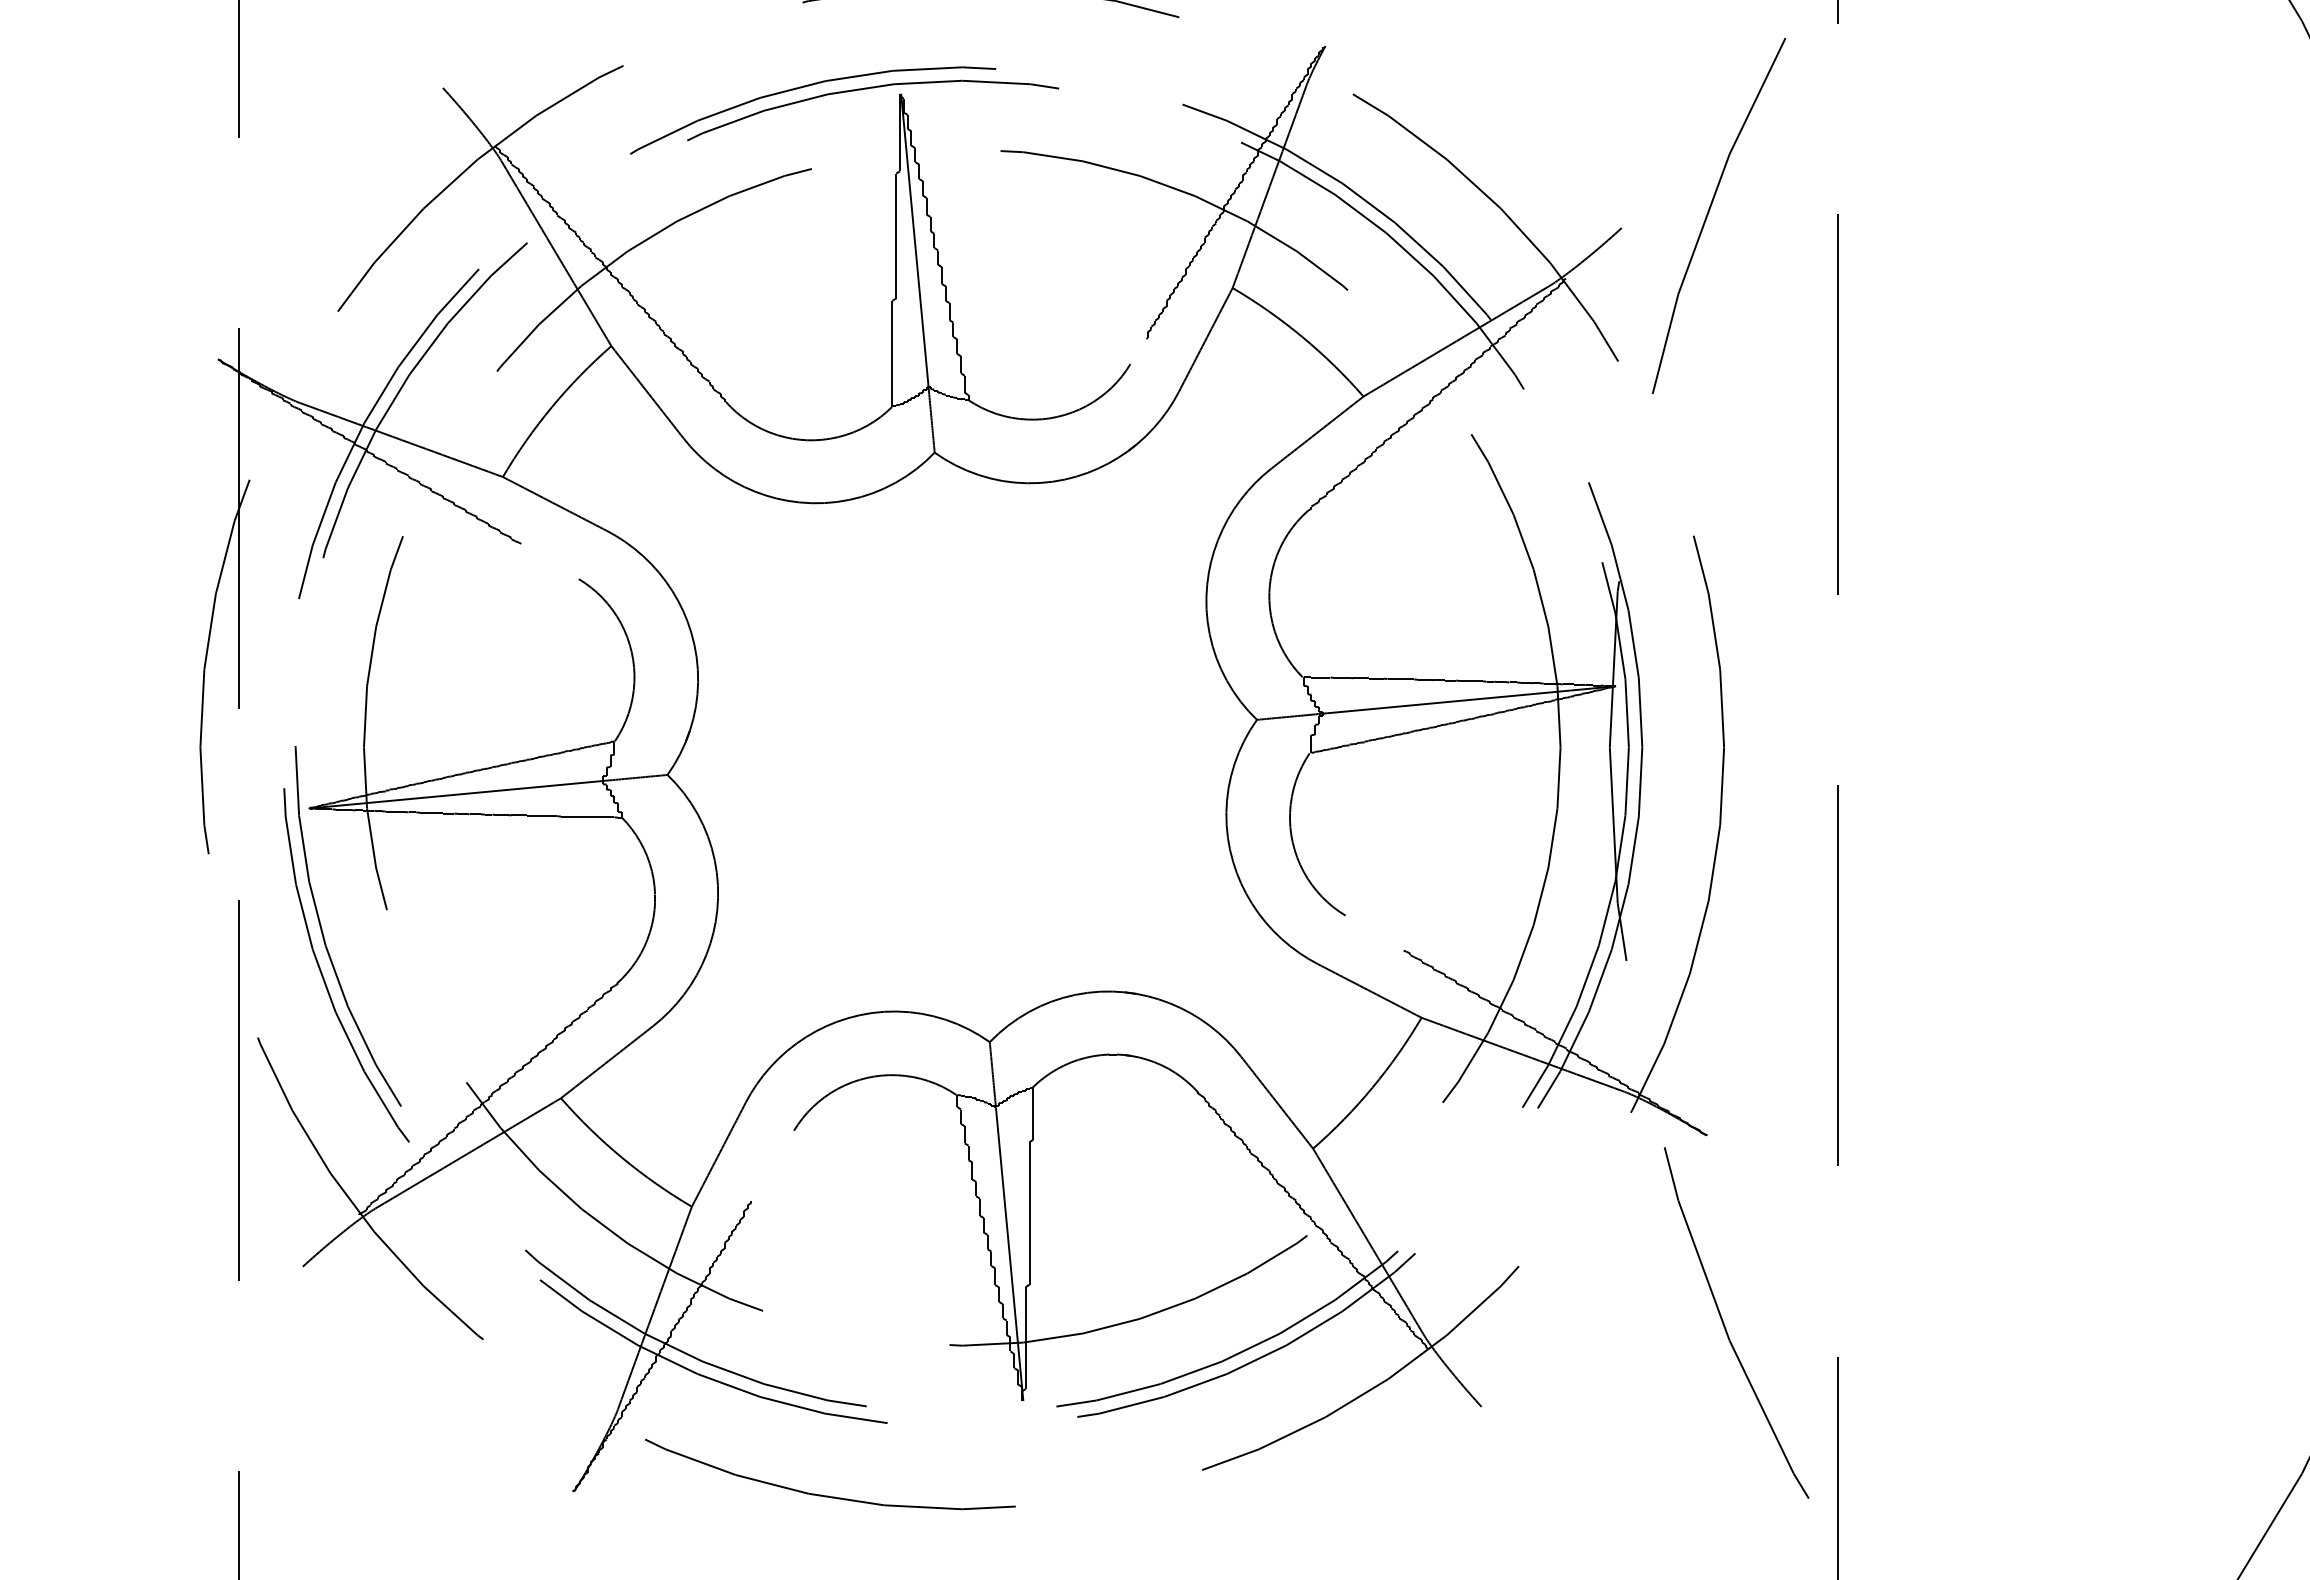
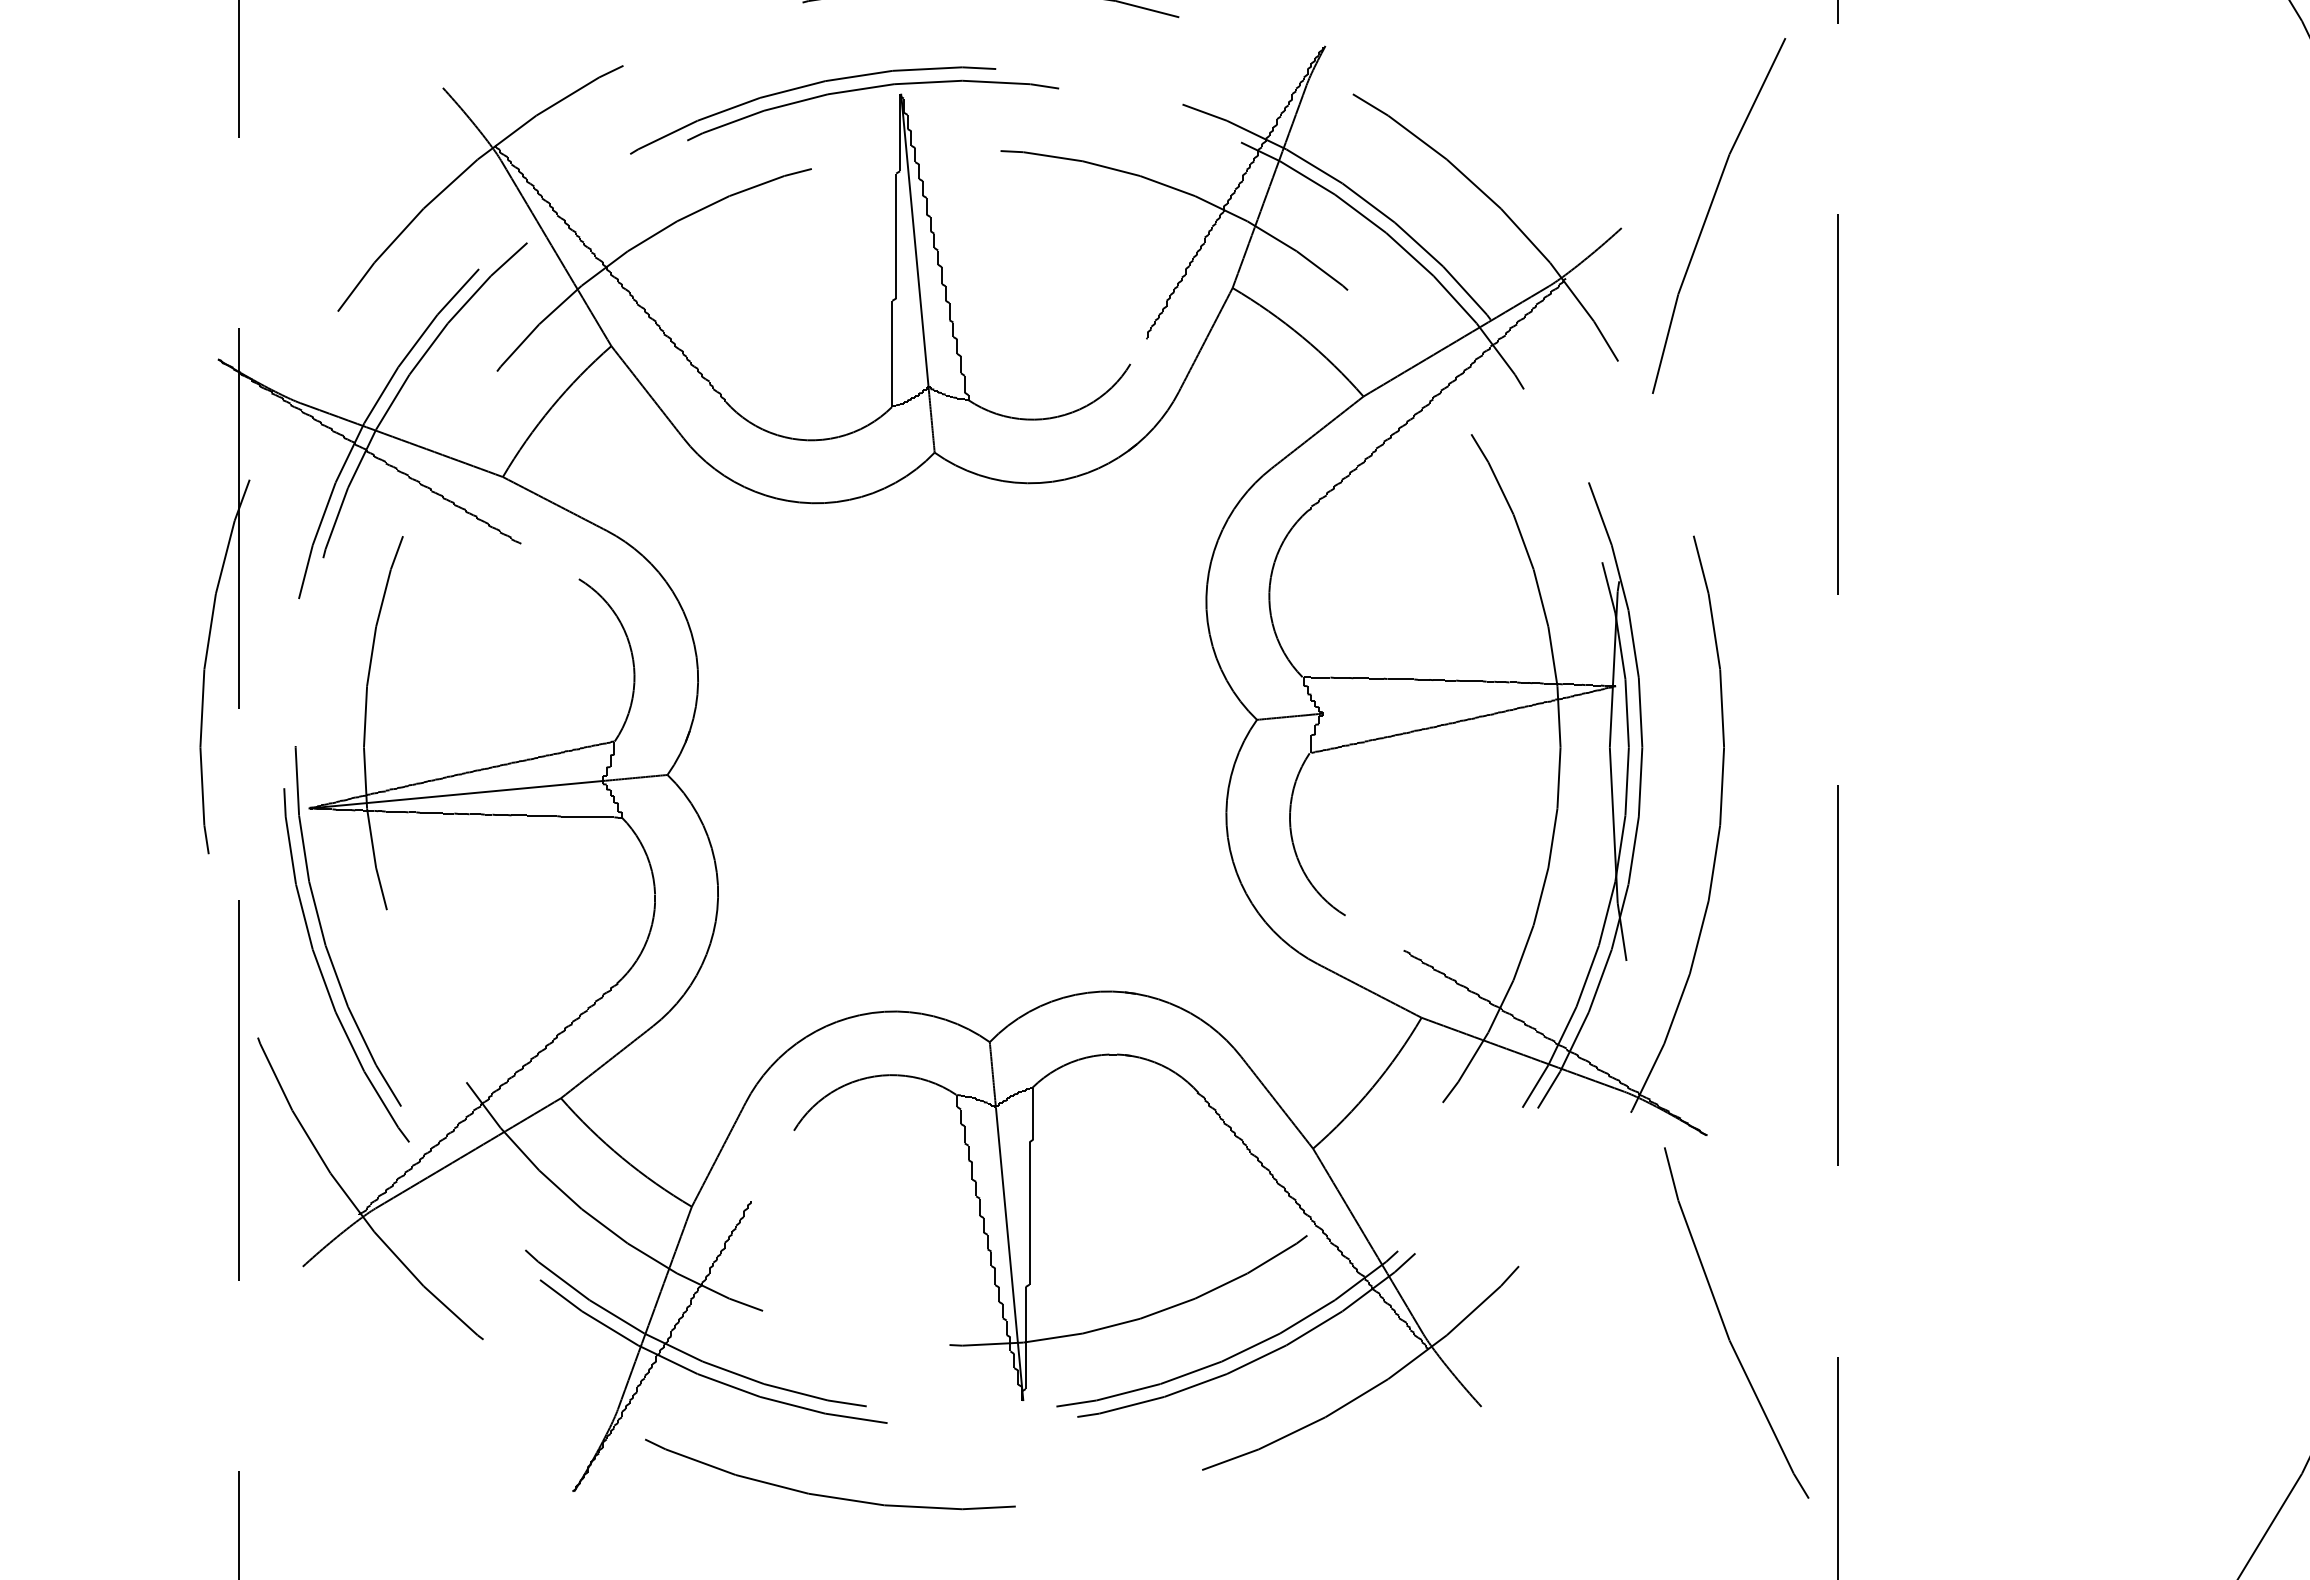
line: present -> none (1468, 699)
